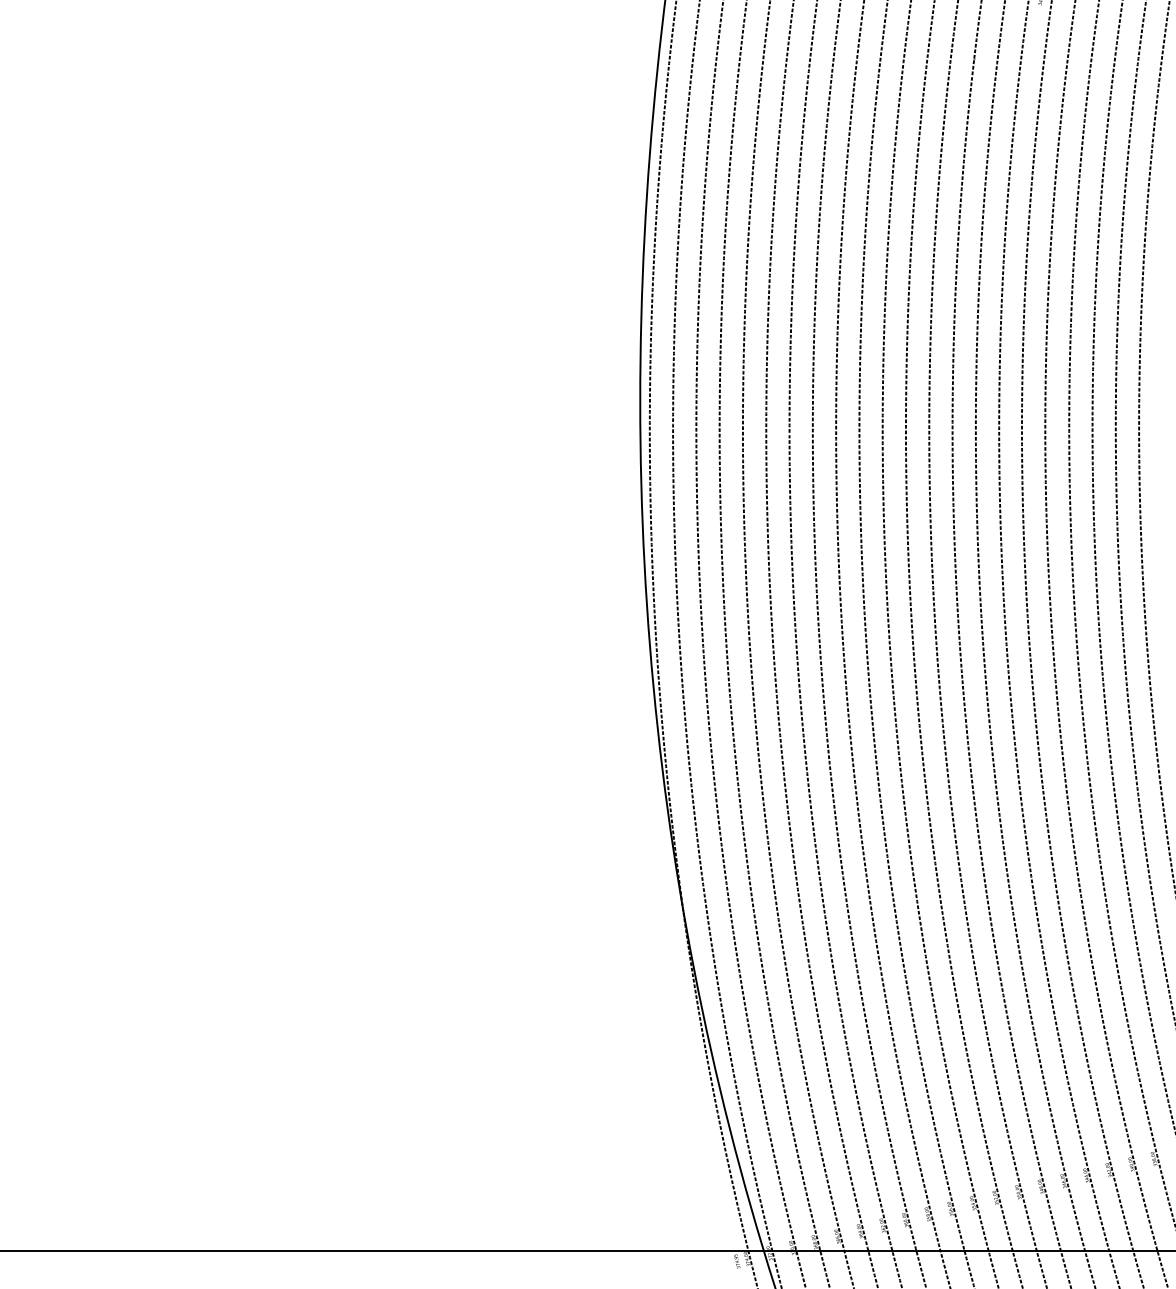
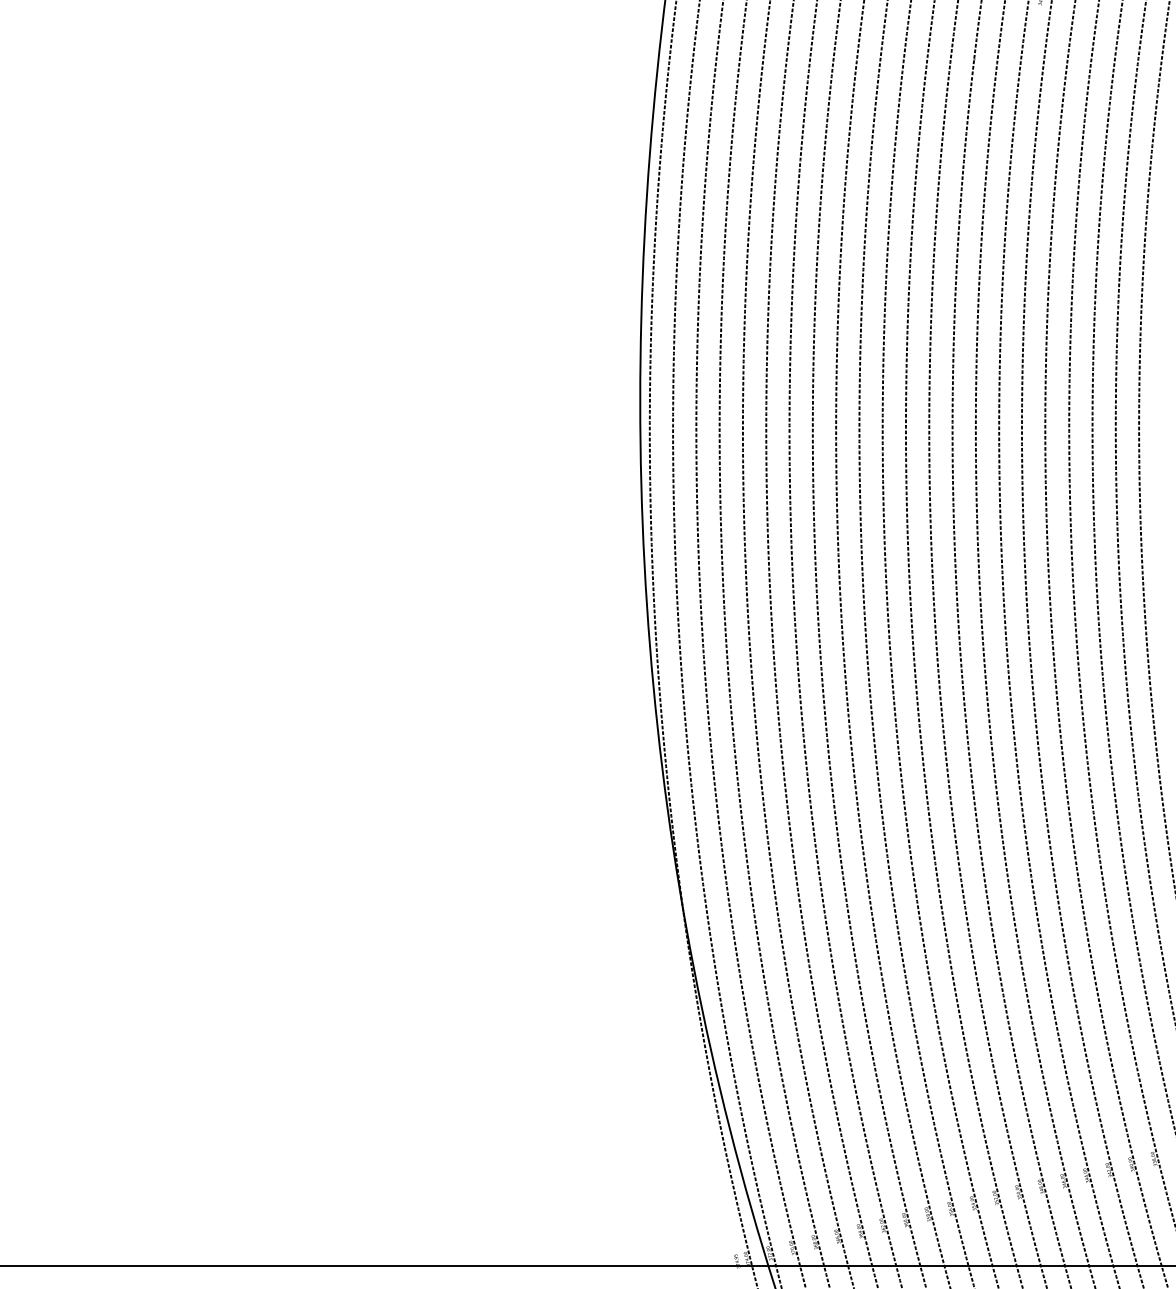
line position: (587, 1250) -> (587, 1265) (587, 1265)
